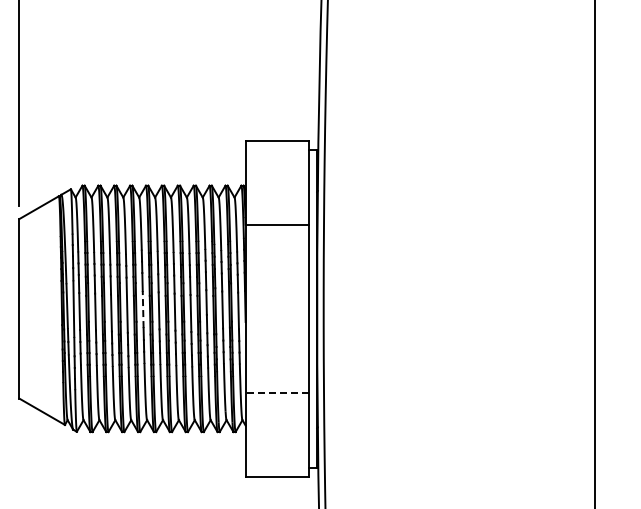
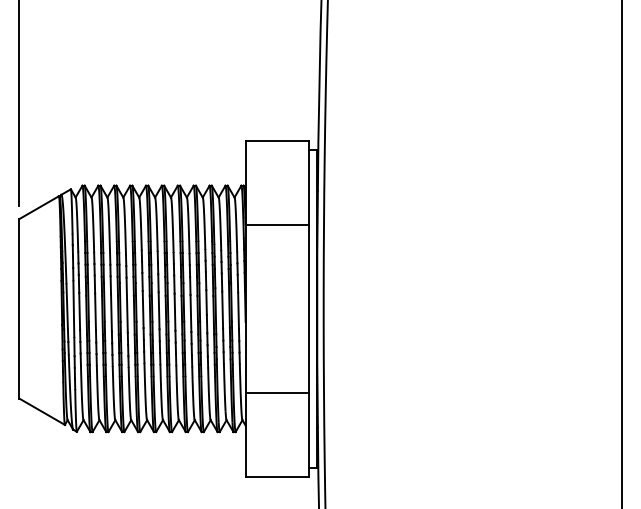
line position: (594, 253) -> (621, 253) (621, 253)
line: dashed -> solid (143, 309)
line: dashed -> solid (277, 392)
